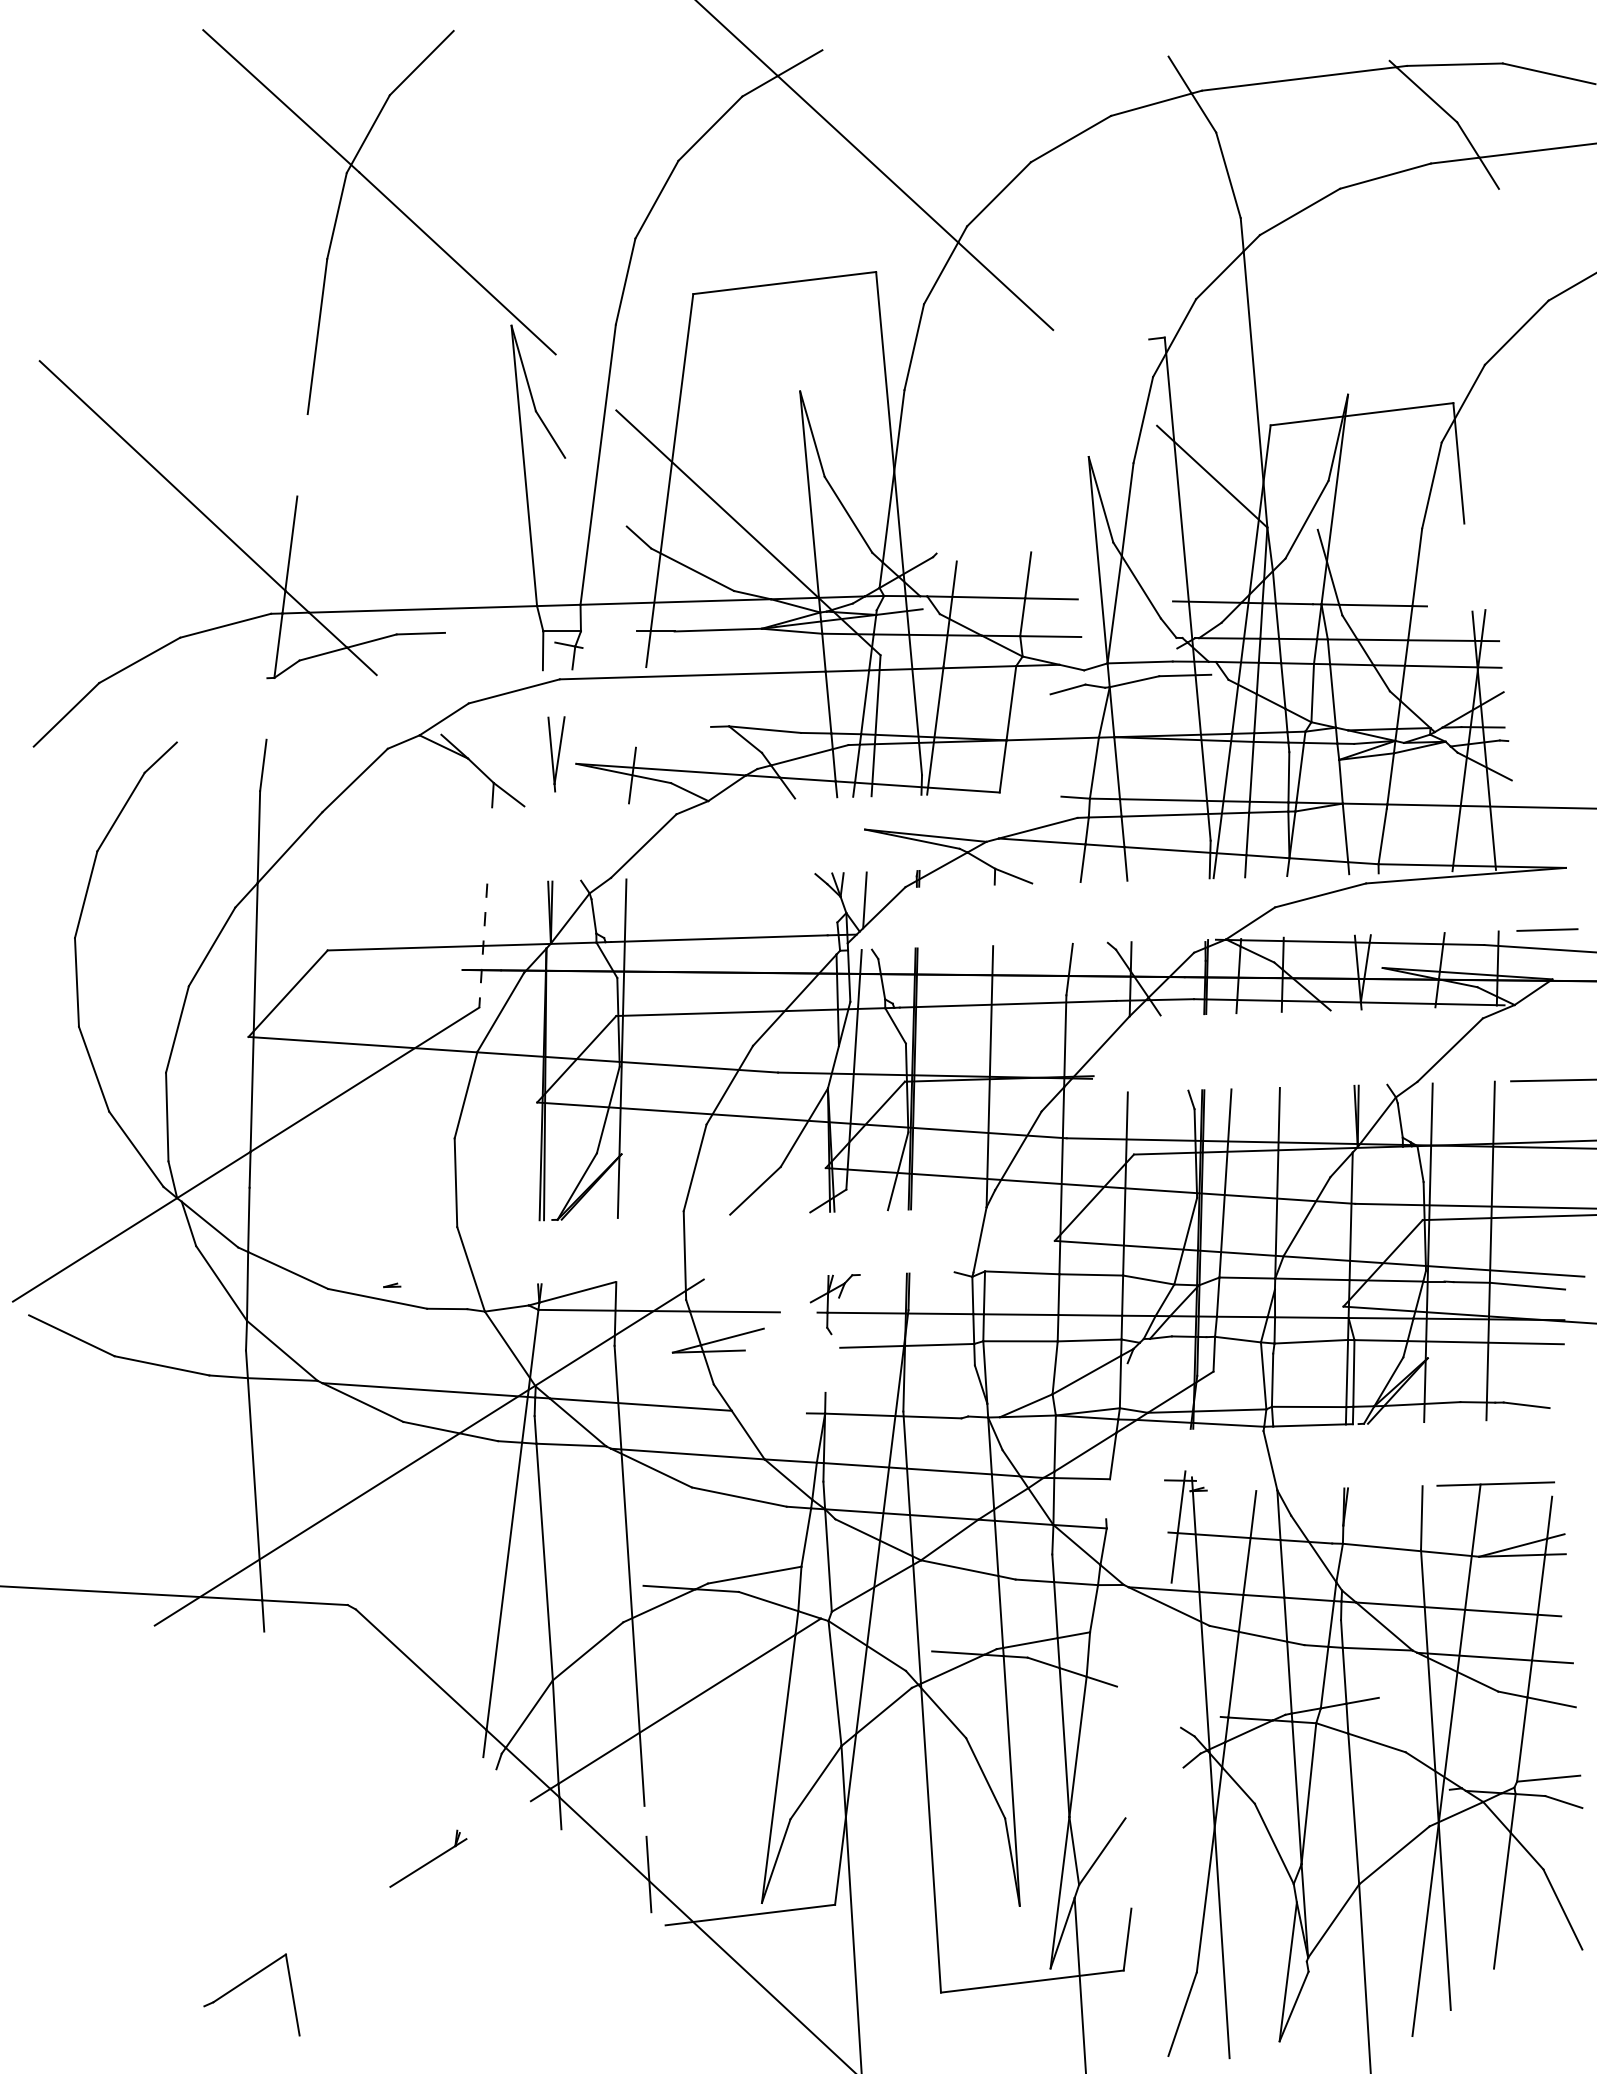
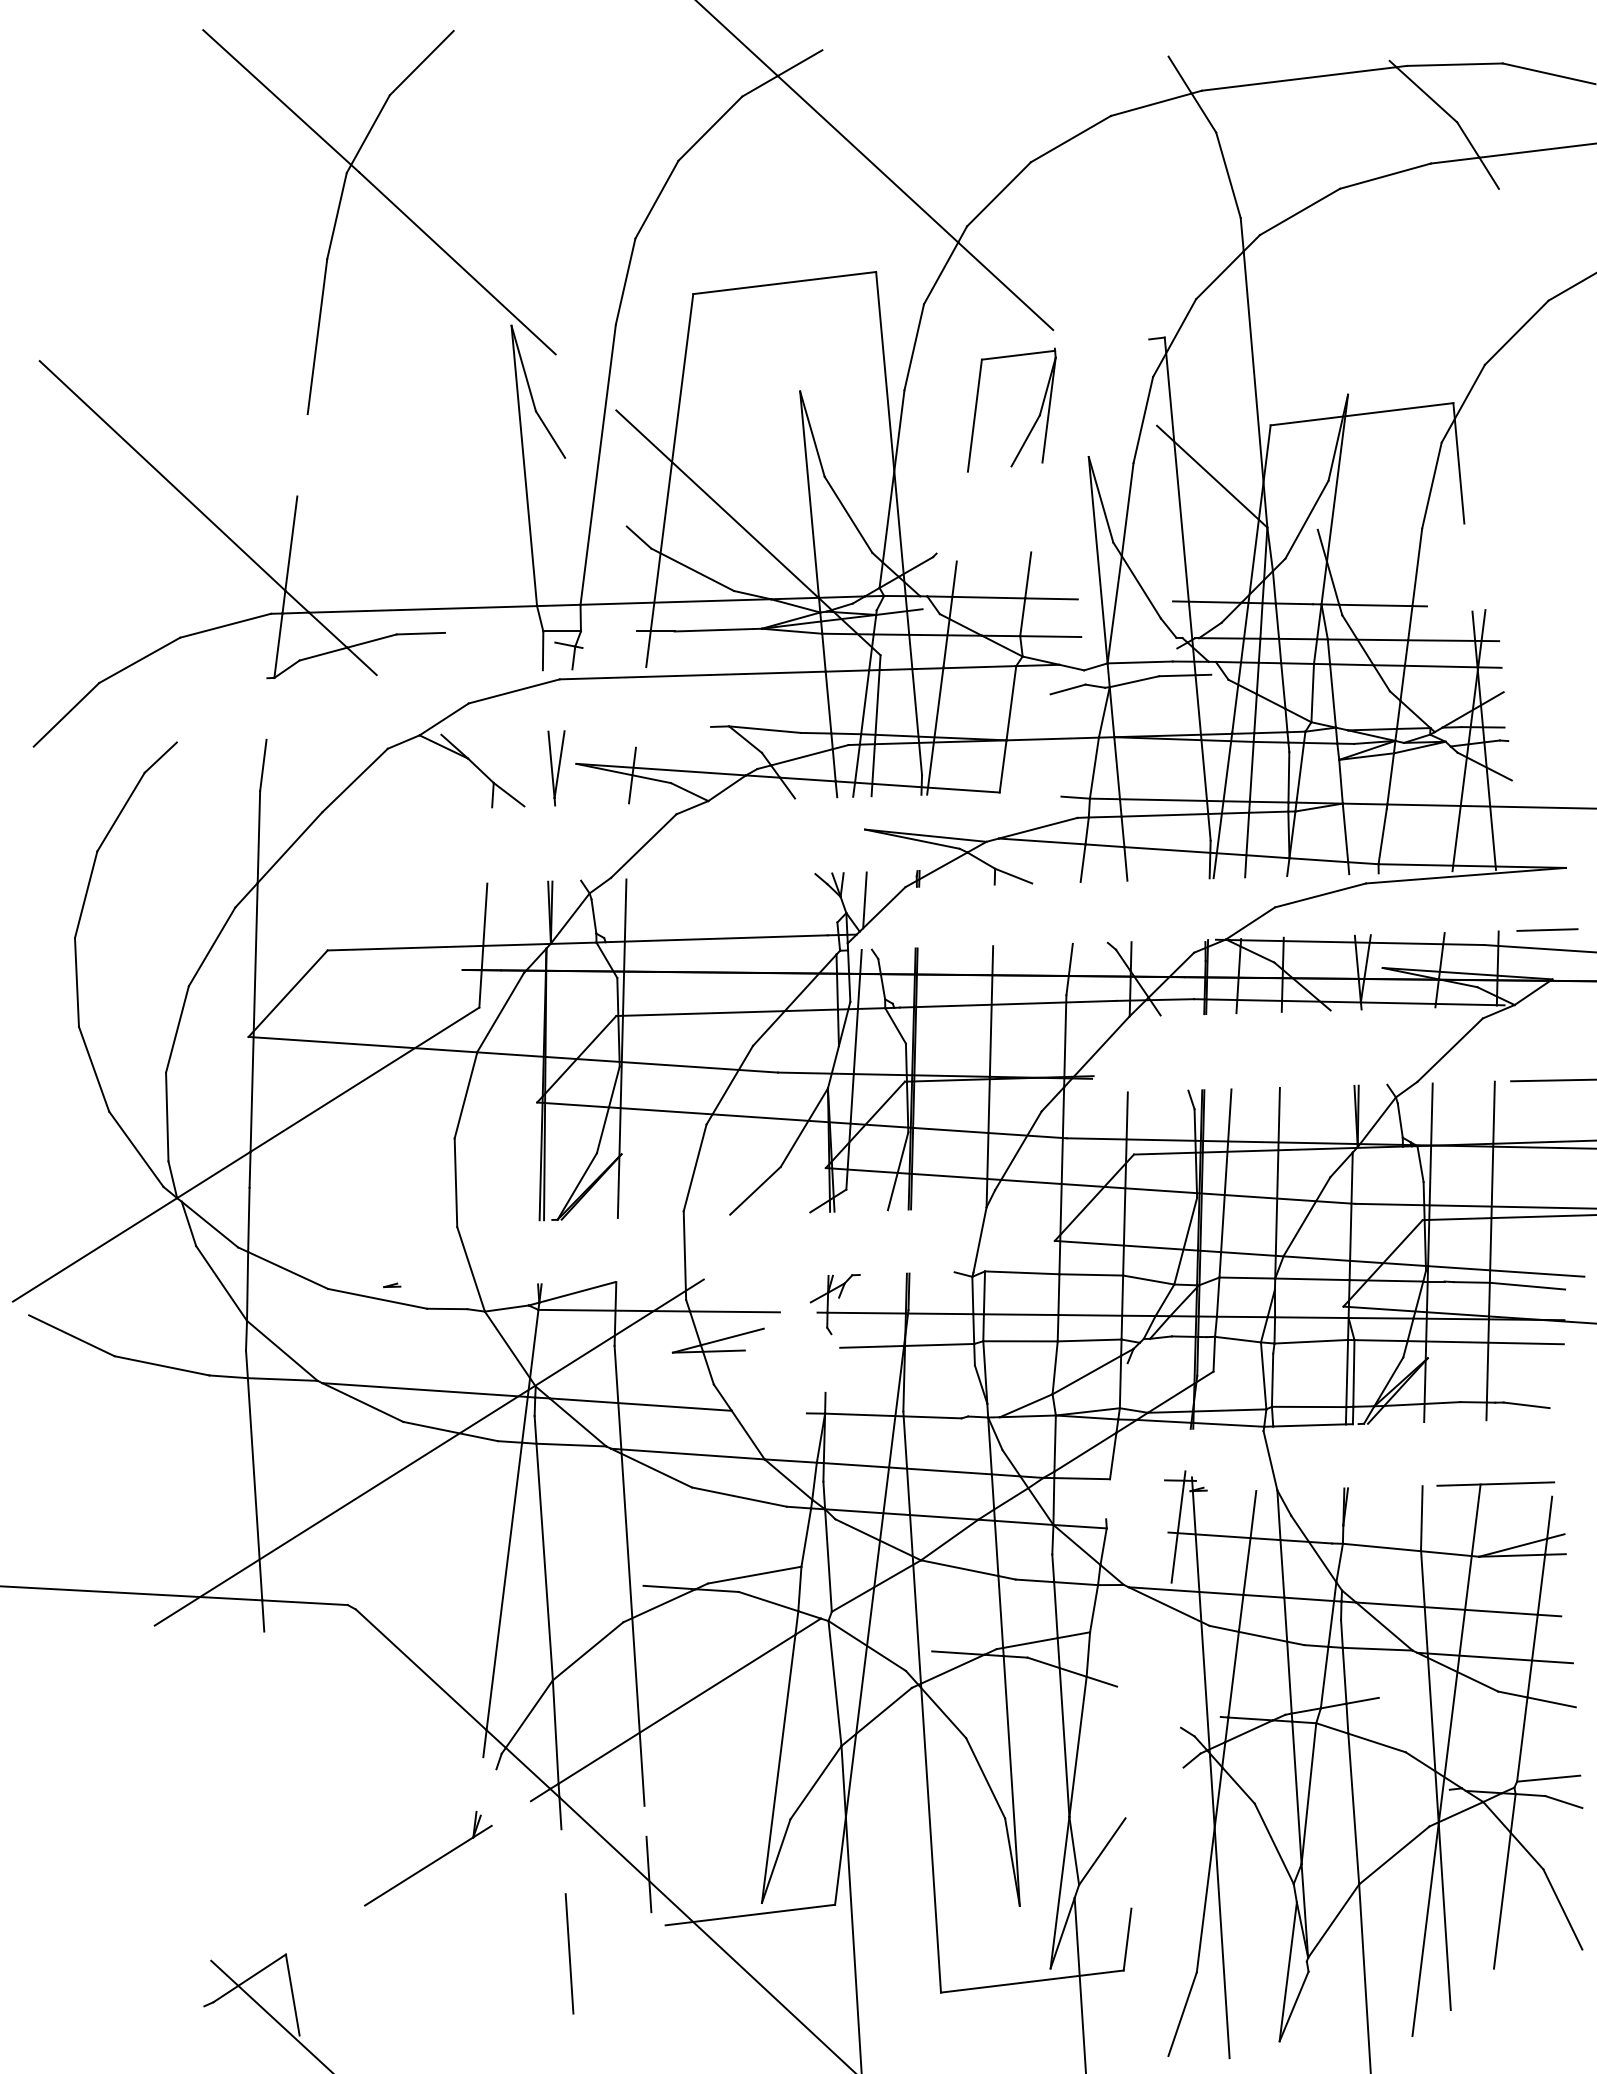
part: none -> present (1035, 420)
part position: (556, 754) -> (556, 768) (556, 768)
line: dashed -> solid (483, 946)
part size: 79x59 px -> 129x96 px (428, 1858)
line: none -> present (569, 1953)
line: none -> present (270, 2015)
